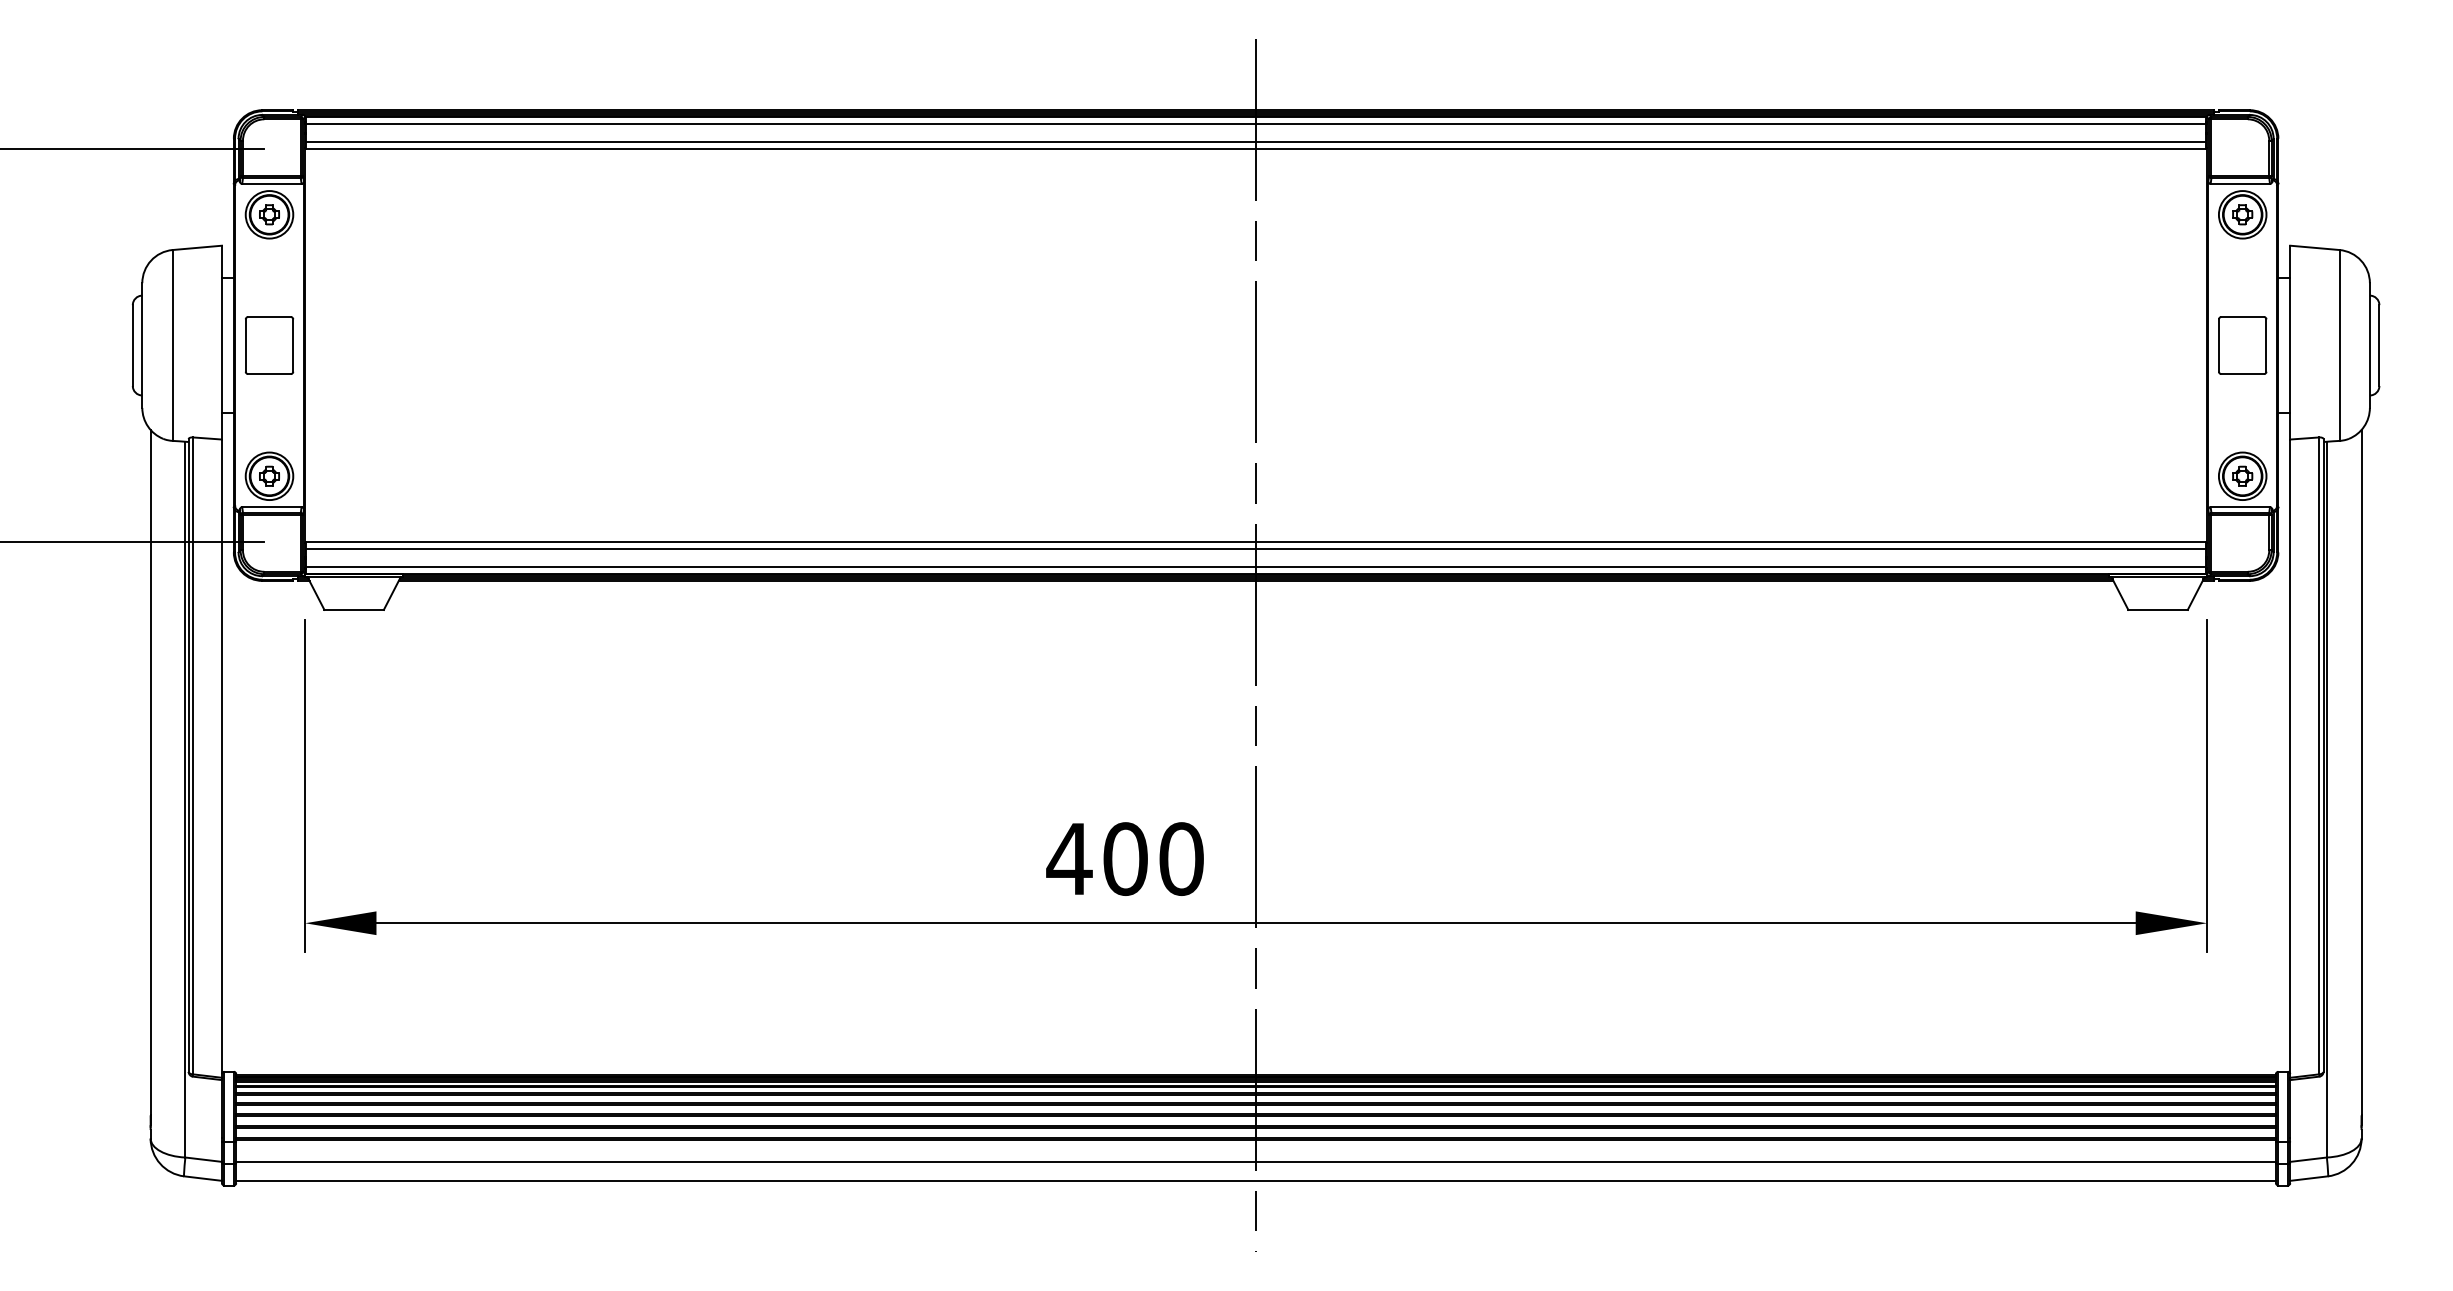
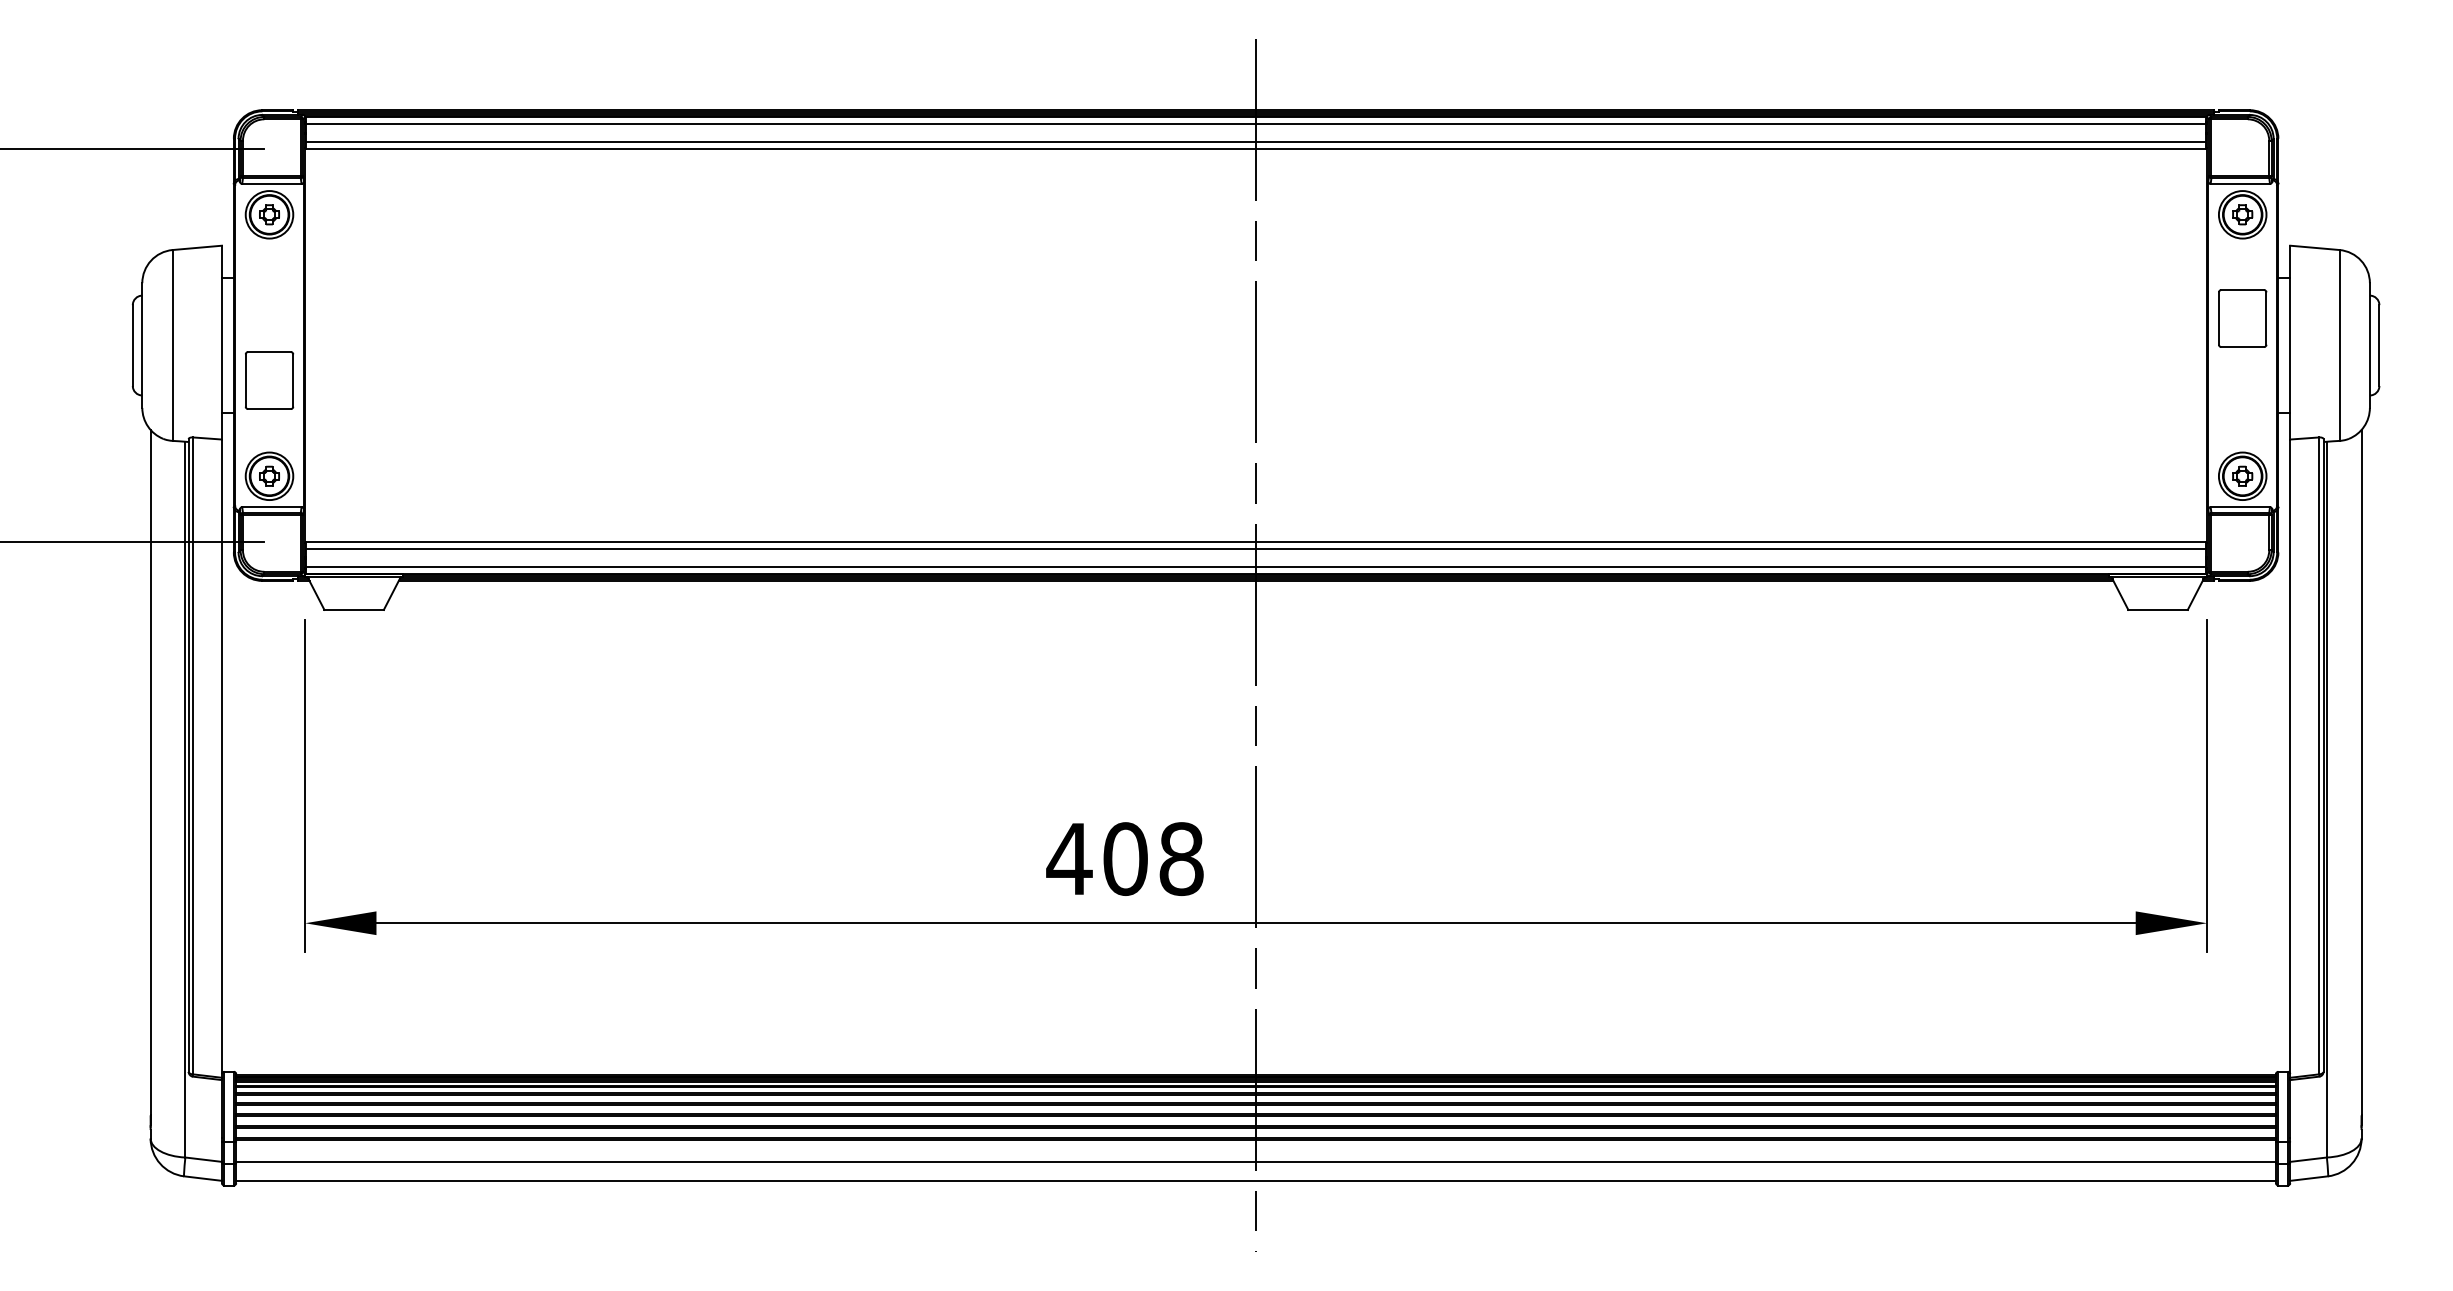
part position: (269, 345) -> (269, 380) (269, 380)
part position: (2242, 345) -> (2242, 318) (2242, 318)
text: 400 -> 408 (1181, 858)
